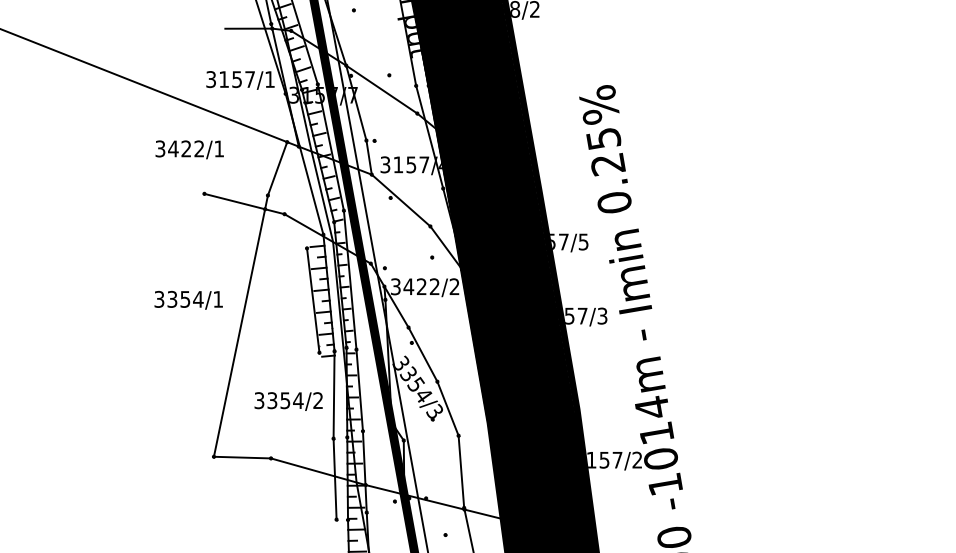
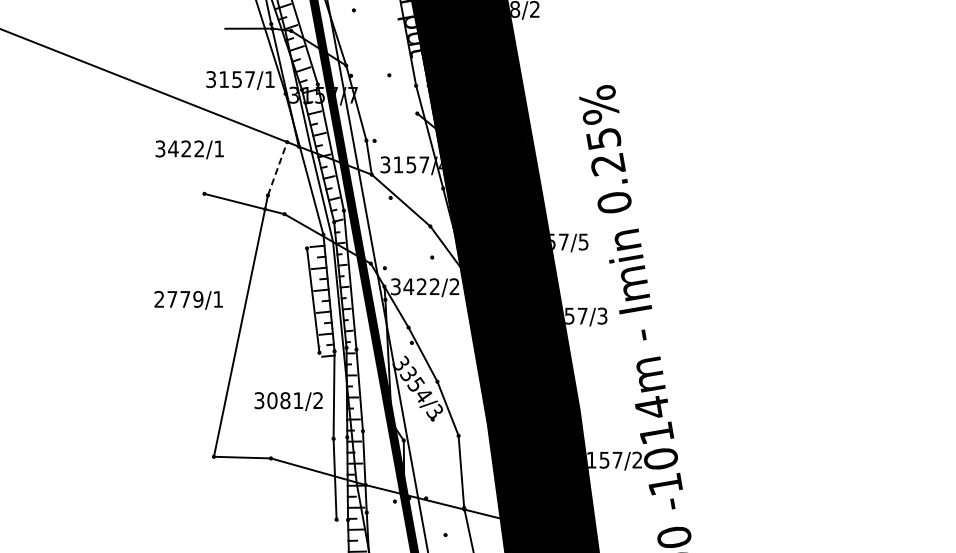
line: present -> none (381, 89)
line: solid -> dashed (277, 168)
text: 3354/1 -> 2779/1 (178, 298)
text: 3354/2 -> 3081/2 (285, 400)
